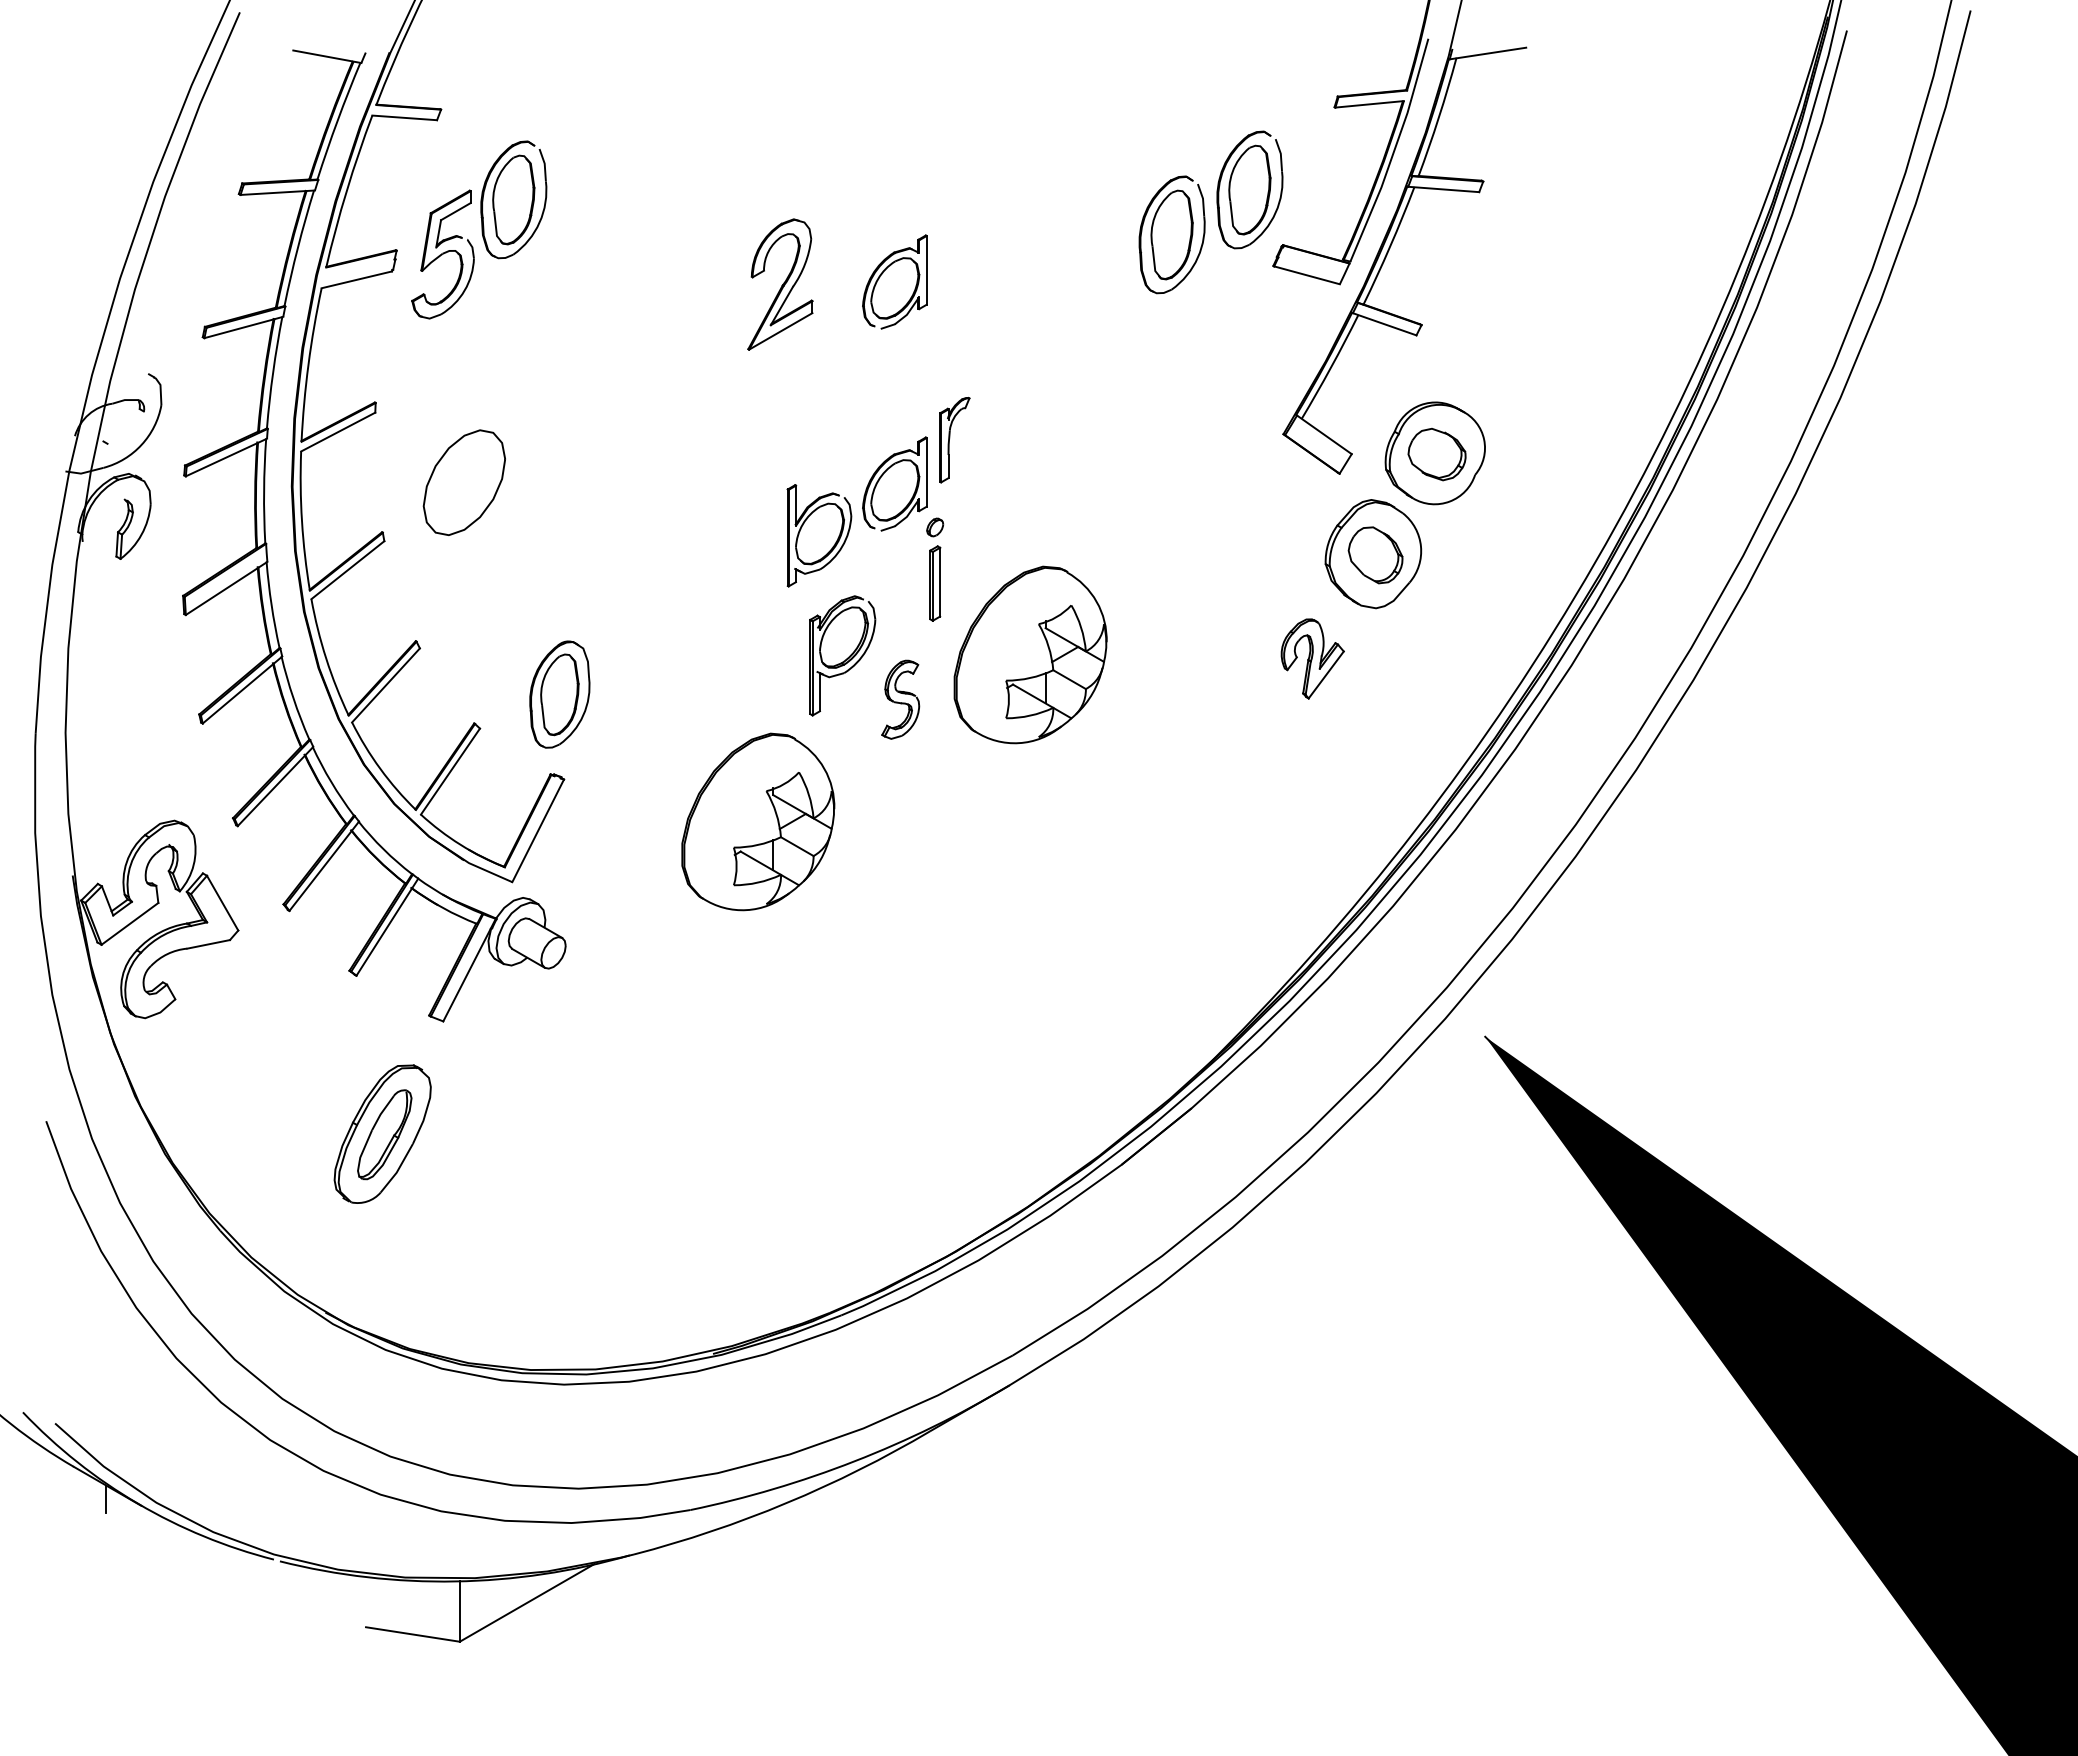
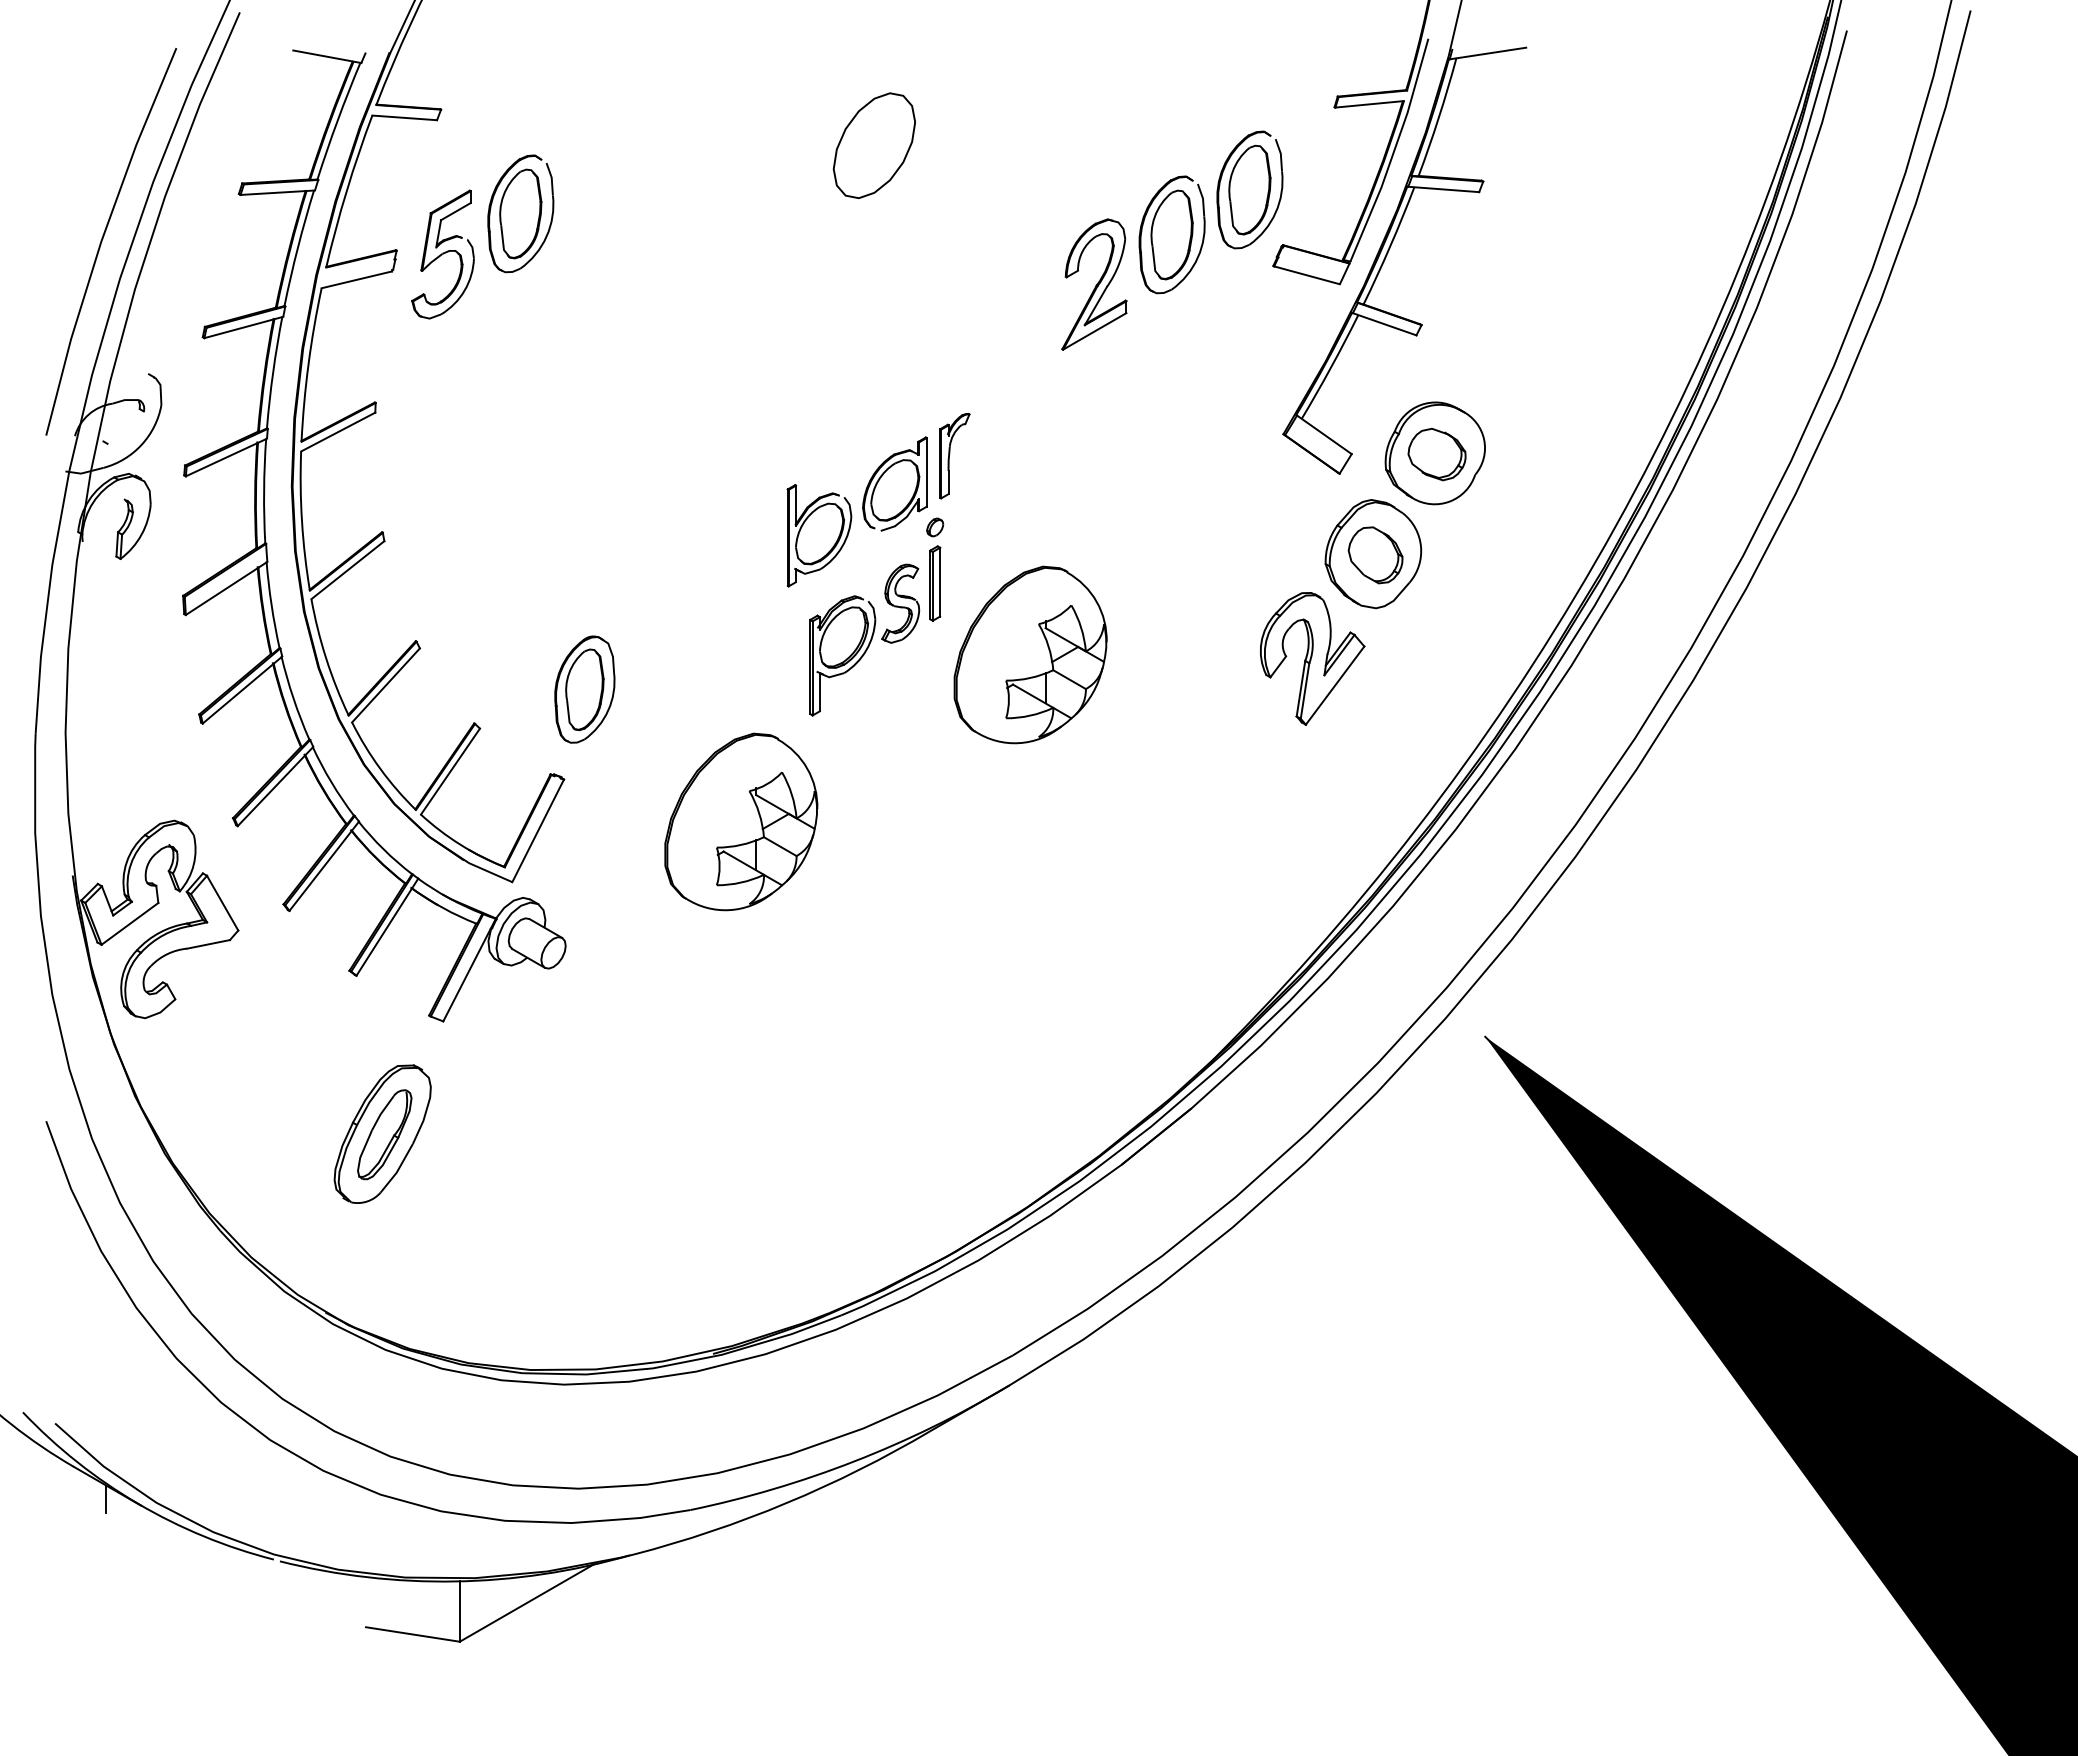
part position: (513, 199) -> (520, 213) (520, 213)
line: none -> present (103, 239)
part: present -> none (894, 281)
part position: (780, 284) -> (1094, 284) (1094, 284)
part position: (954, 440) -> (954, 456) (954, 456)
part position: (463, 482) -> (873, 145) (873, 145)
part size: 65x82 px -> 106x134 px (1312, 658)
part position: (559, 694) -> (584, 689) (584, 689)
part position: (900, 699) -> (900, 603) (900, 603)
part position: (758, 821) -> (741, 821) (741, 821)
